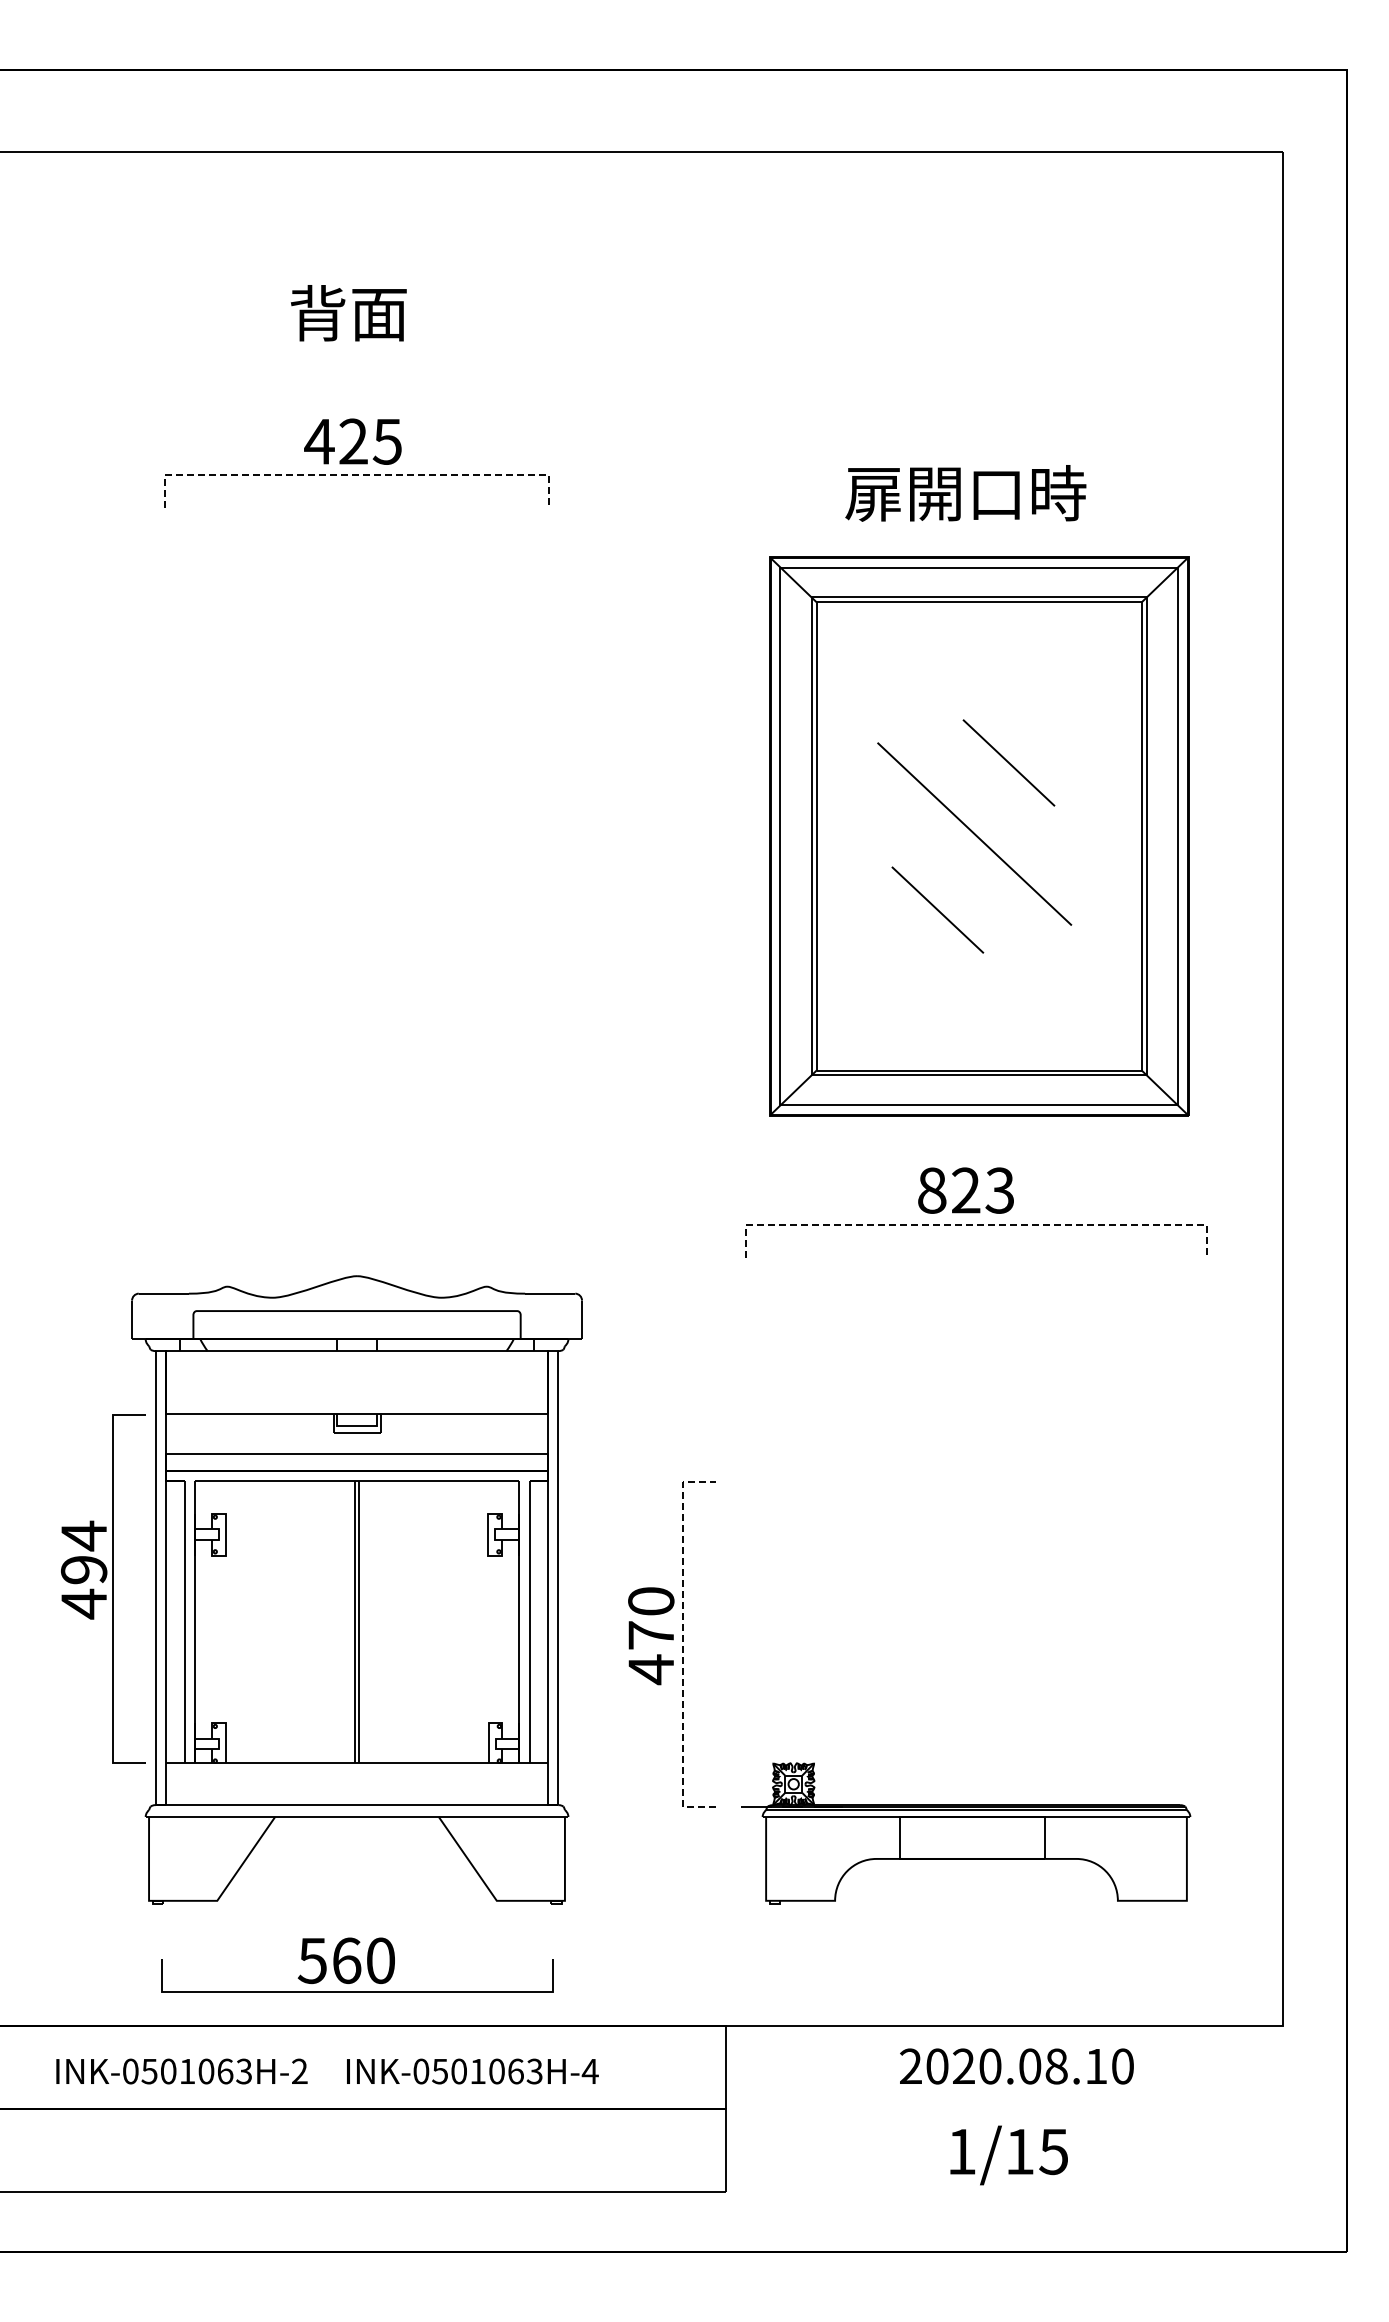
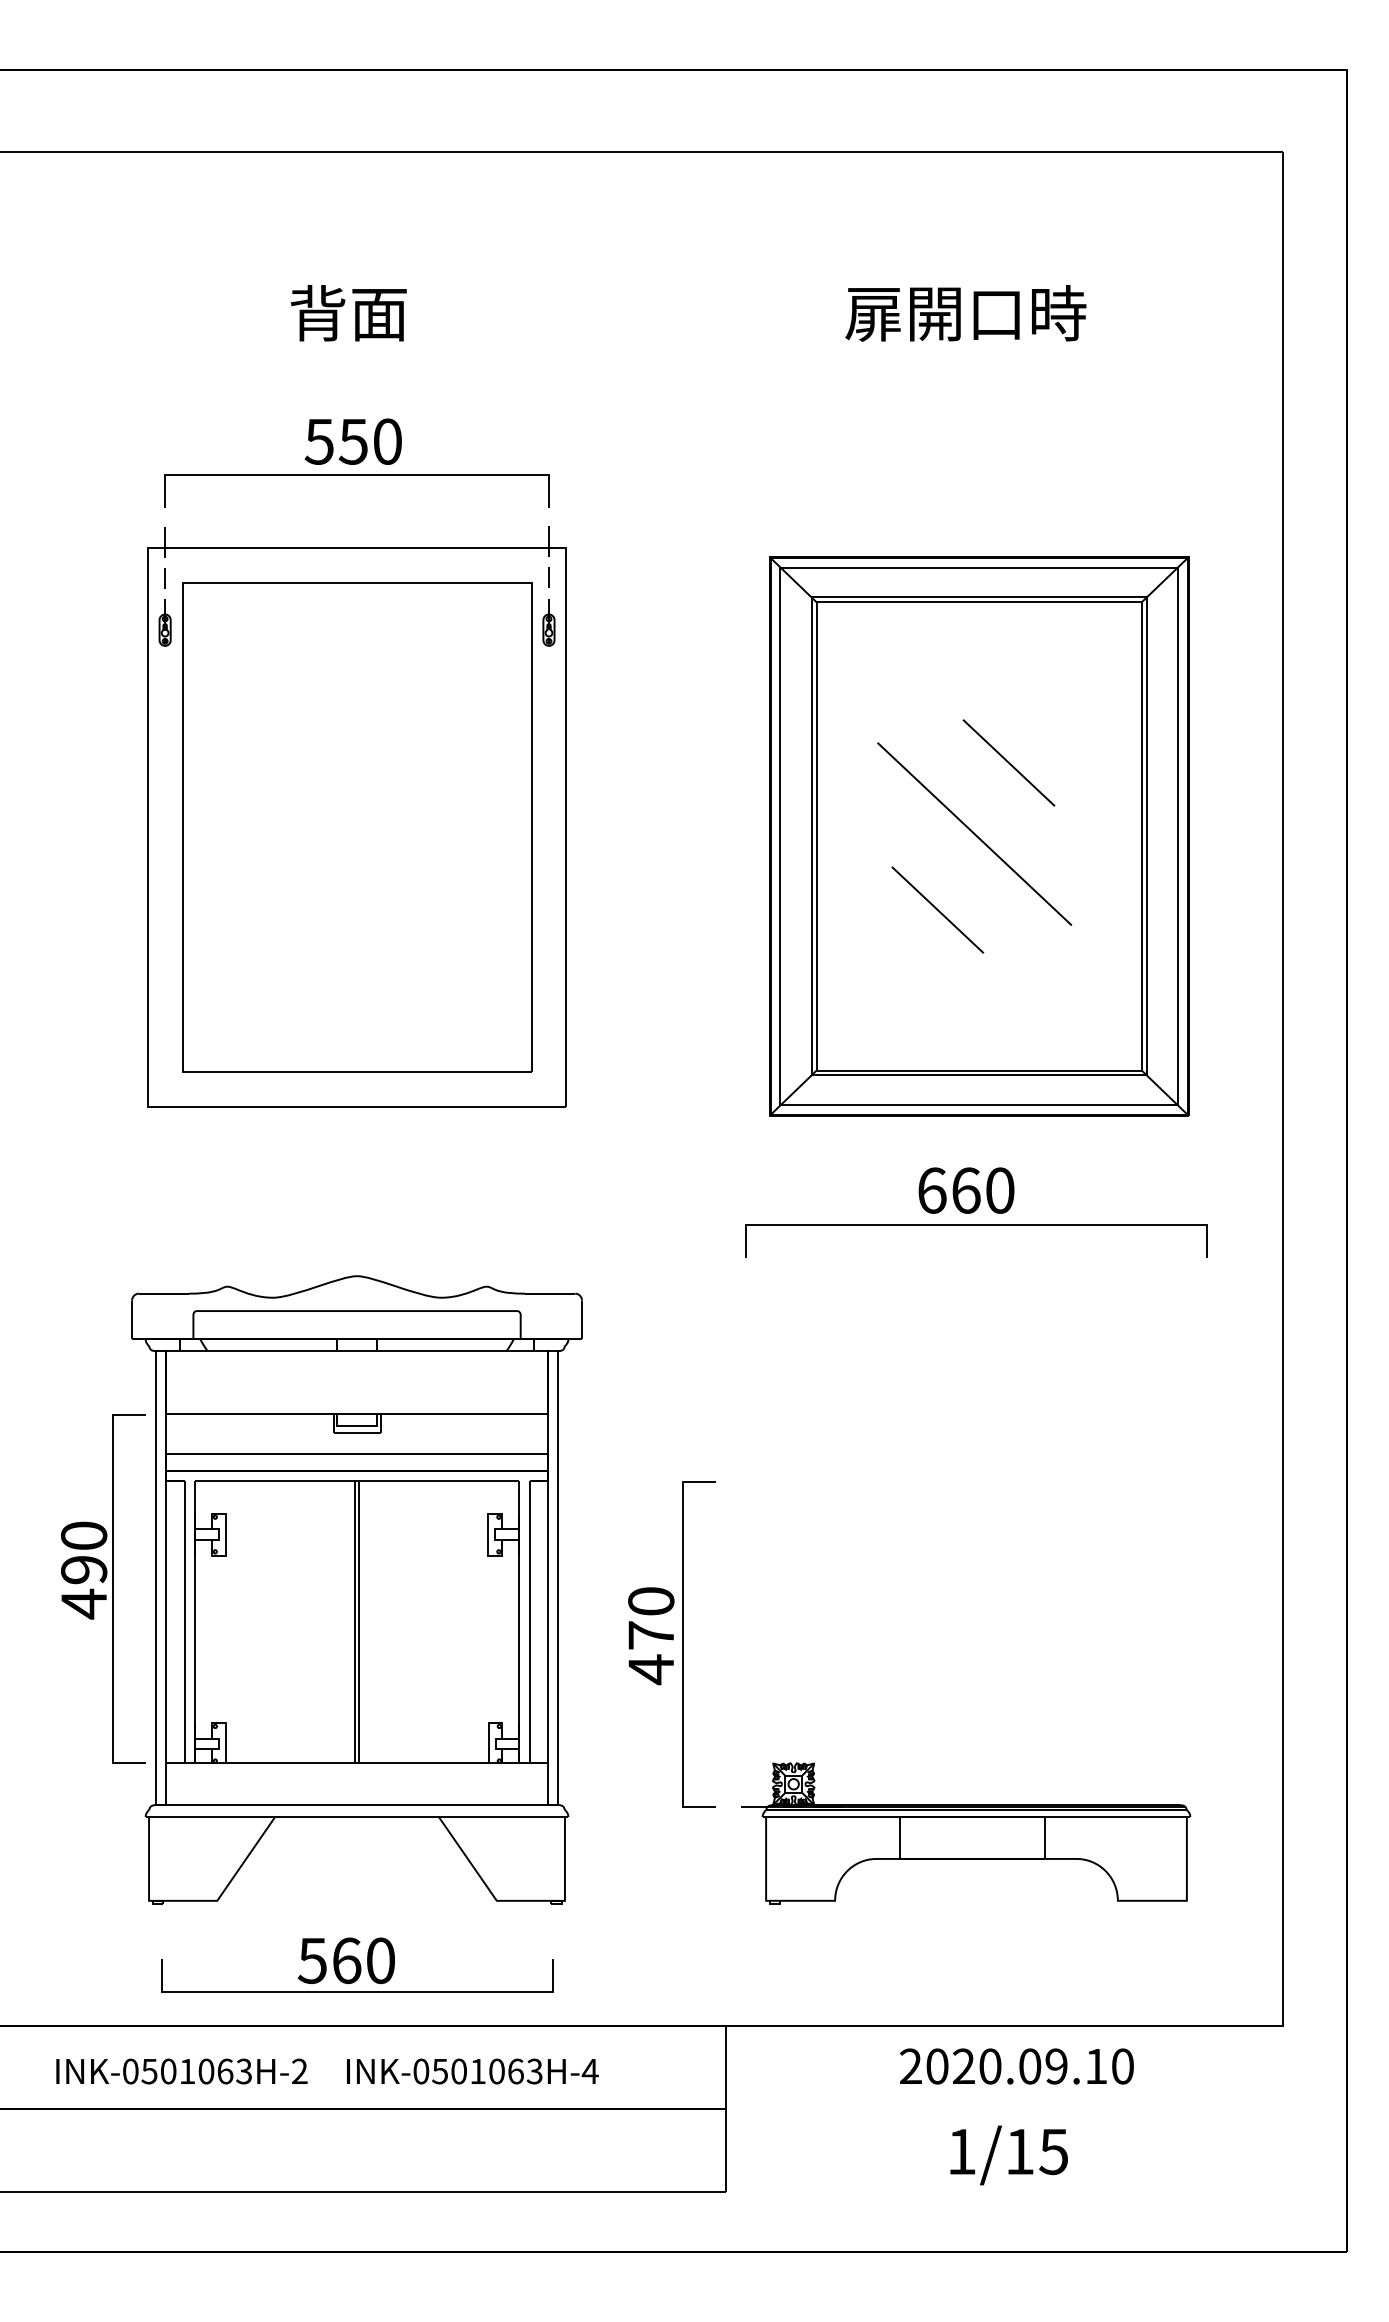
text: 425 -> 550 (352, 441)
line: dashed -> solid (357, 474)
text position: (965, 493) -> (965, 313) (965, 313)
part: none -> present (356, 816)
text: 823 -> 660 (966, 1190)
line: dashed -> solid (977, 1224)
text: 494 -> 490 (83, 1535)
line: dashed -> solid (682, 1644)
text: 2020.08.10 -> 2020.09.10 (1056, 2066)
